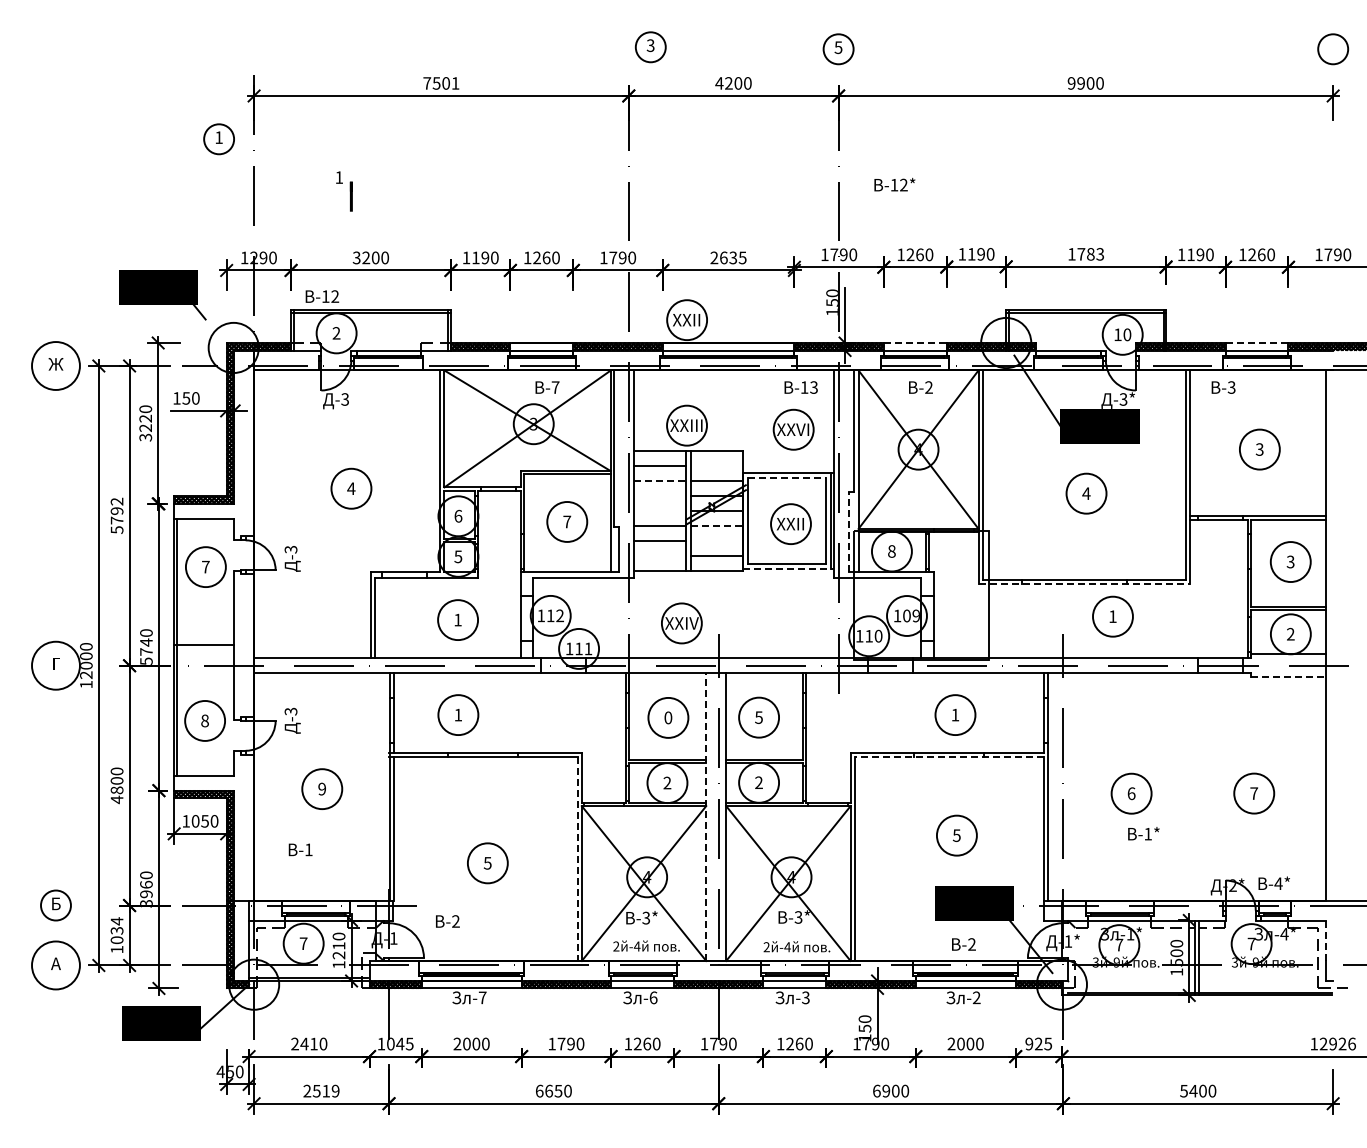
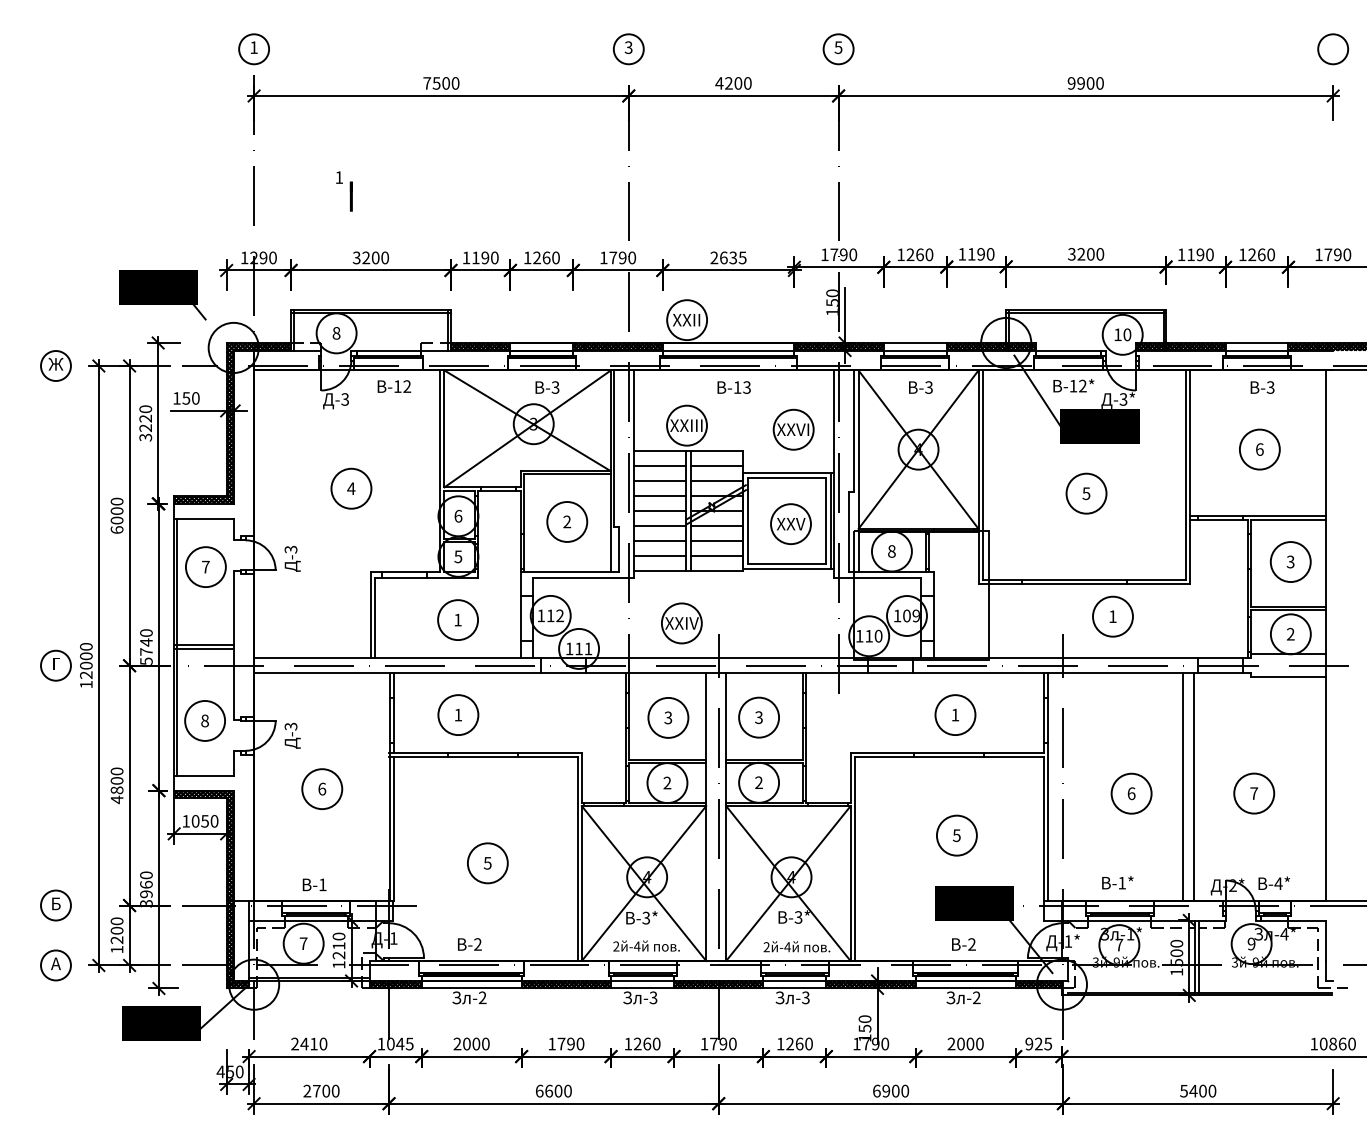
part position: (650, 47) -> (628, 49) (628, 49)
text: 7501 -> 7500 (455, 83)
part position: (218, 139) -> (253, 49) (253, 49)
text position: (894, 184) -> (1073, 385) (1073, 385)
text: 1783 -> 3200 (1086, 254)
text position: (322, 296) -> (394, 386) (394, 386)
text: 2 -> 8 (336, 333)
line: dashed -> solid (915, 343)
line: dashed -> solid (1257, 343)
circle diameter: 48 px -> 30 px (55, 365)
text: -7 -> -3 (555, 387)
text position: (800, 387) -> (733, 387) (733, 387)
text: -2 -> -3 (928, 387)
text position: (1223, 387) -> (1262, 387) (1262, 387)
text: 3 -> 6 (1259, 449)
line: none -> present (716, 465)
line: dashed -> solid (787, 478)
line: dashed -> solid (659, 480)
text: 4 -> 5 (1086, 493)
line: none -> present (659, 495)
line: none -> present (659, 510)
text: 5792 -> 6000 (116, 515)
text: 7 -> 2 (567, 521)
text: XXII -> XXV (800, 524)
line: dashed -> solid (716, 525)
line: dashed -> solid (848, 531)
line: none -> present (716, 540)
line: none -> present (659, 555)
line: dashed -> solid (788, 569)
line: dashed -> solid (1084, 584)
line: none -> present (204, 649)
circle diameter: 48 px -> 30 px (55, 665)
line: dashed -> solid (1288, 677)
text: 0 -> 3 (668, 717)
text: 5 -> 3 (758, 717)
text position: (292, 720) -> (292, 735) (292, 735)
line: dashed -> solid (949, 757)
line: none -> present (1182, 786)
line: none -> present (1193, 786)
text: 9 -> 6 (322, 788)
line: dashed -> solid (706, 817)
text position: (1143, 833) -> (1117, 882) (1117, 882)
text position: (300, 849) -> (314, 884) (314, 884)
line: dashed -> solid (577, 859)
text position: (447, 921) -> (469, 944) (469, 944)
text: 1034 -> 1200 (116, 930)
line: dashed -> solid (1325, 940)
text: 7 -> 9 (1251, 943)
circle diameter: 48 px -> 30 px (55, 965)
text: -7 -> -2 (482, 997)
text: -6 -> -3 (653, 997)
text: 12926 -> 10860 (1337, 1043)
text: 2519 -> 2700 (325, 1090)
text: 6650 -> 6600 (558, 1090)
